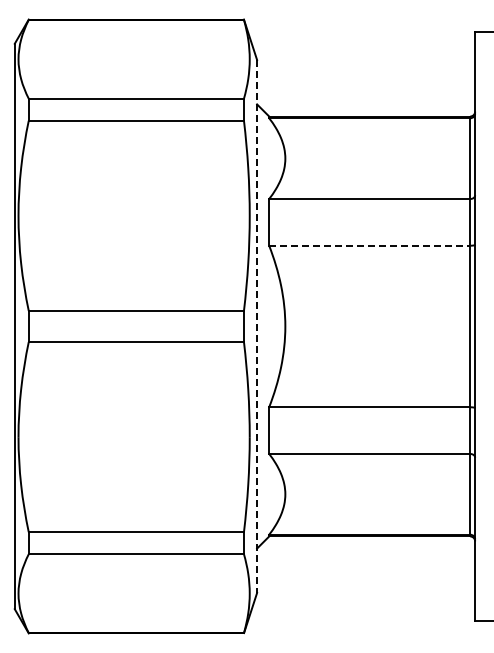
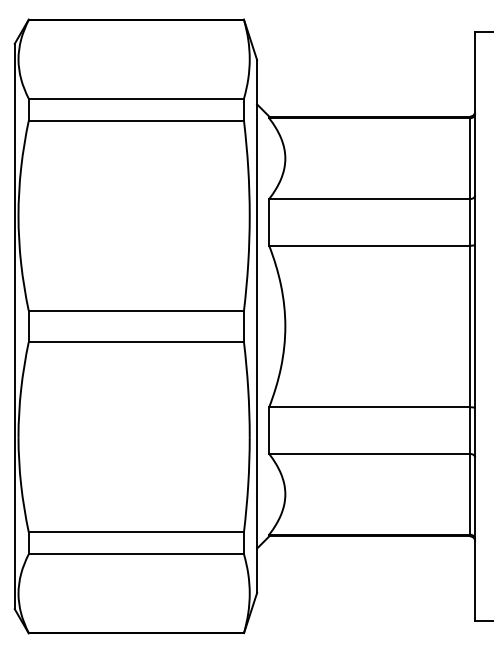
line: dashed -> solid (369, 245)
line: dashed -> solid (257, 326)
